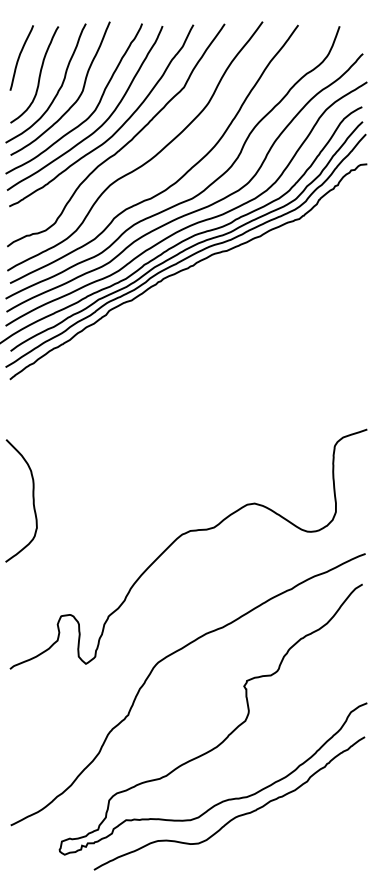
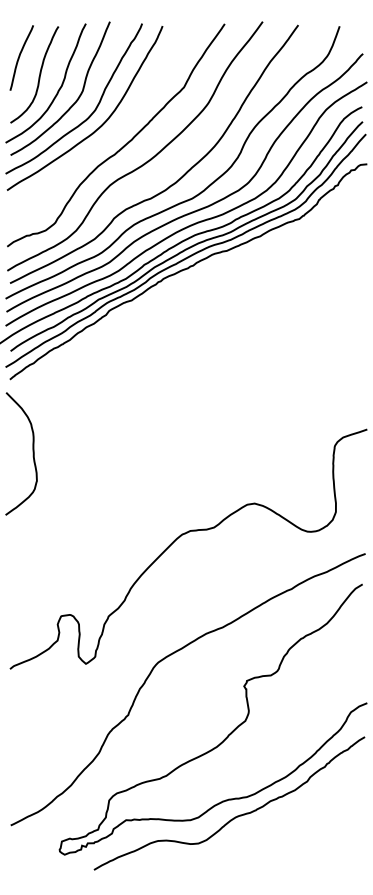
curve: present -> none (116, 130)
curve position: (32, 500) -> (32, 453) (32, 453)
